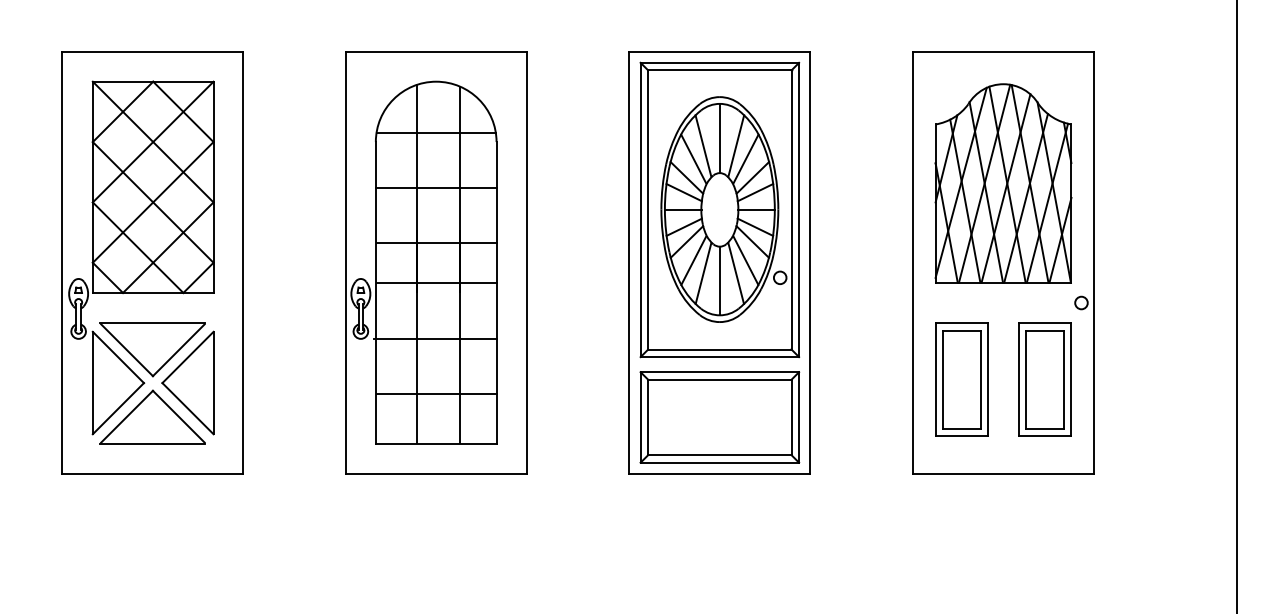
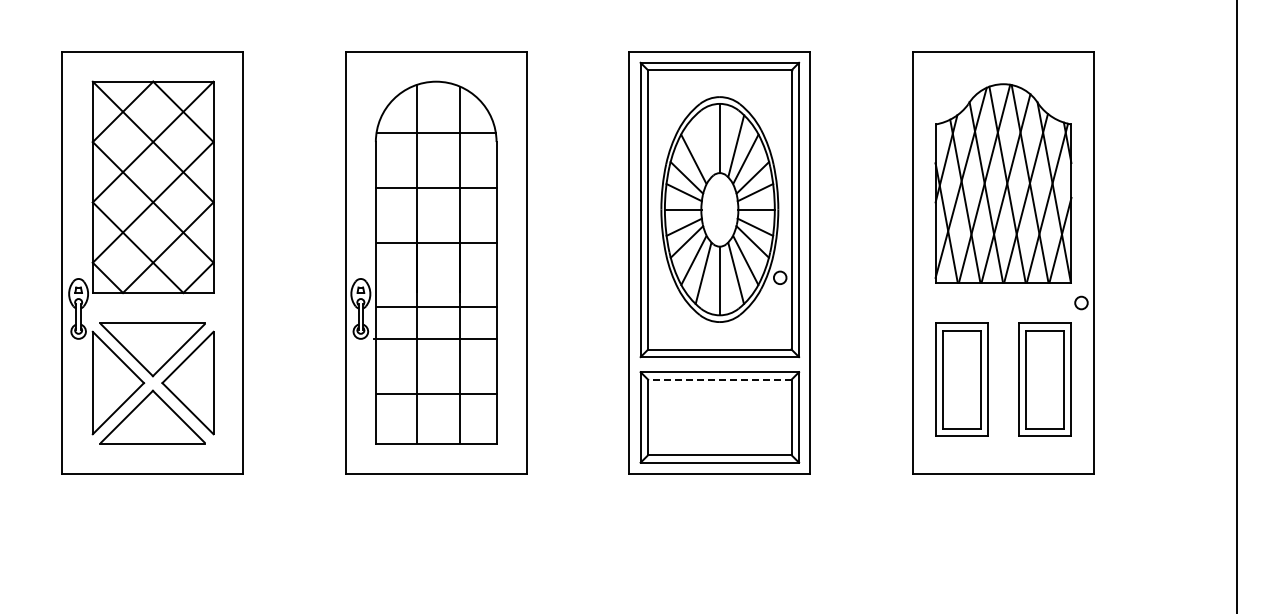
line: present -> none (703, 145)
line position: (437, 283) -> (437, 307) (437, 307)
line: solid -> dashed (719, 379)
